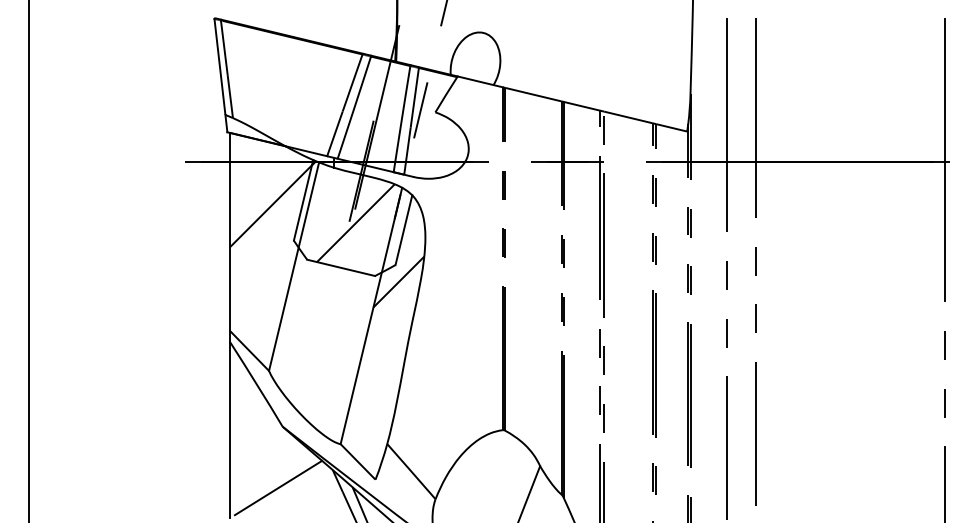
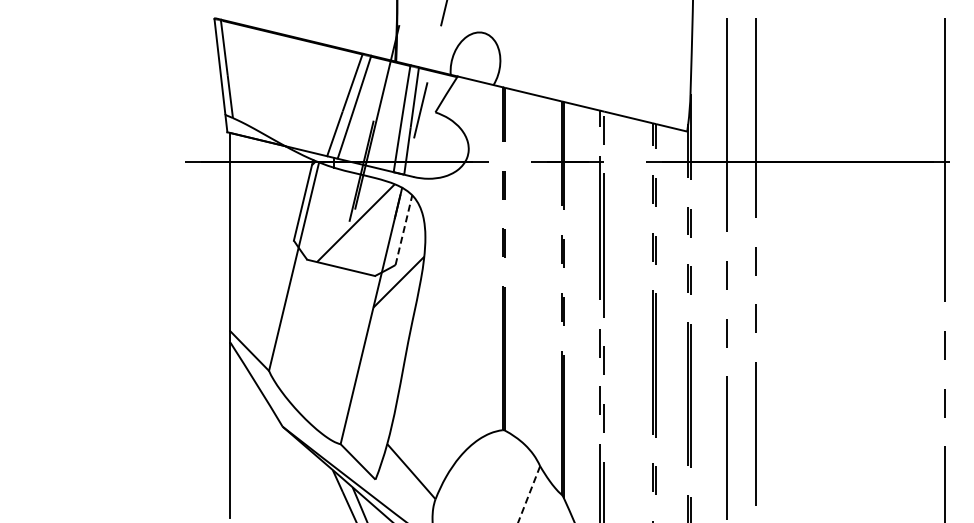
hatch: present -> none (273, 203)
line: solid -> dashed (403, 230)
line: present -> none (29, 260)
line: present -> none (278, 487)
line: solid -> dashed (528, 495)
